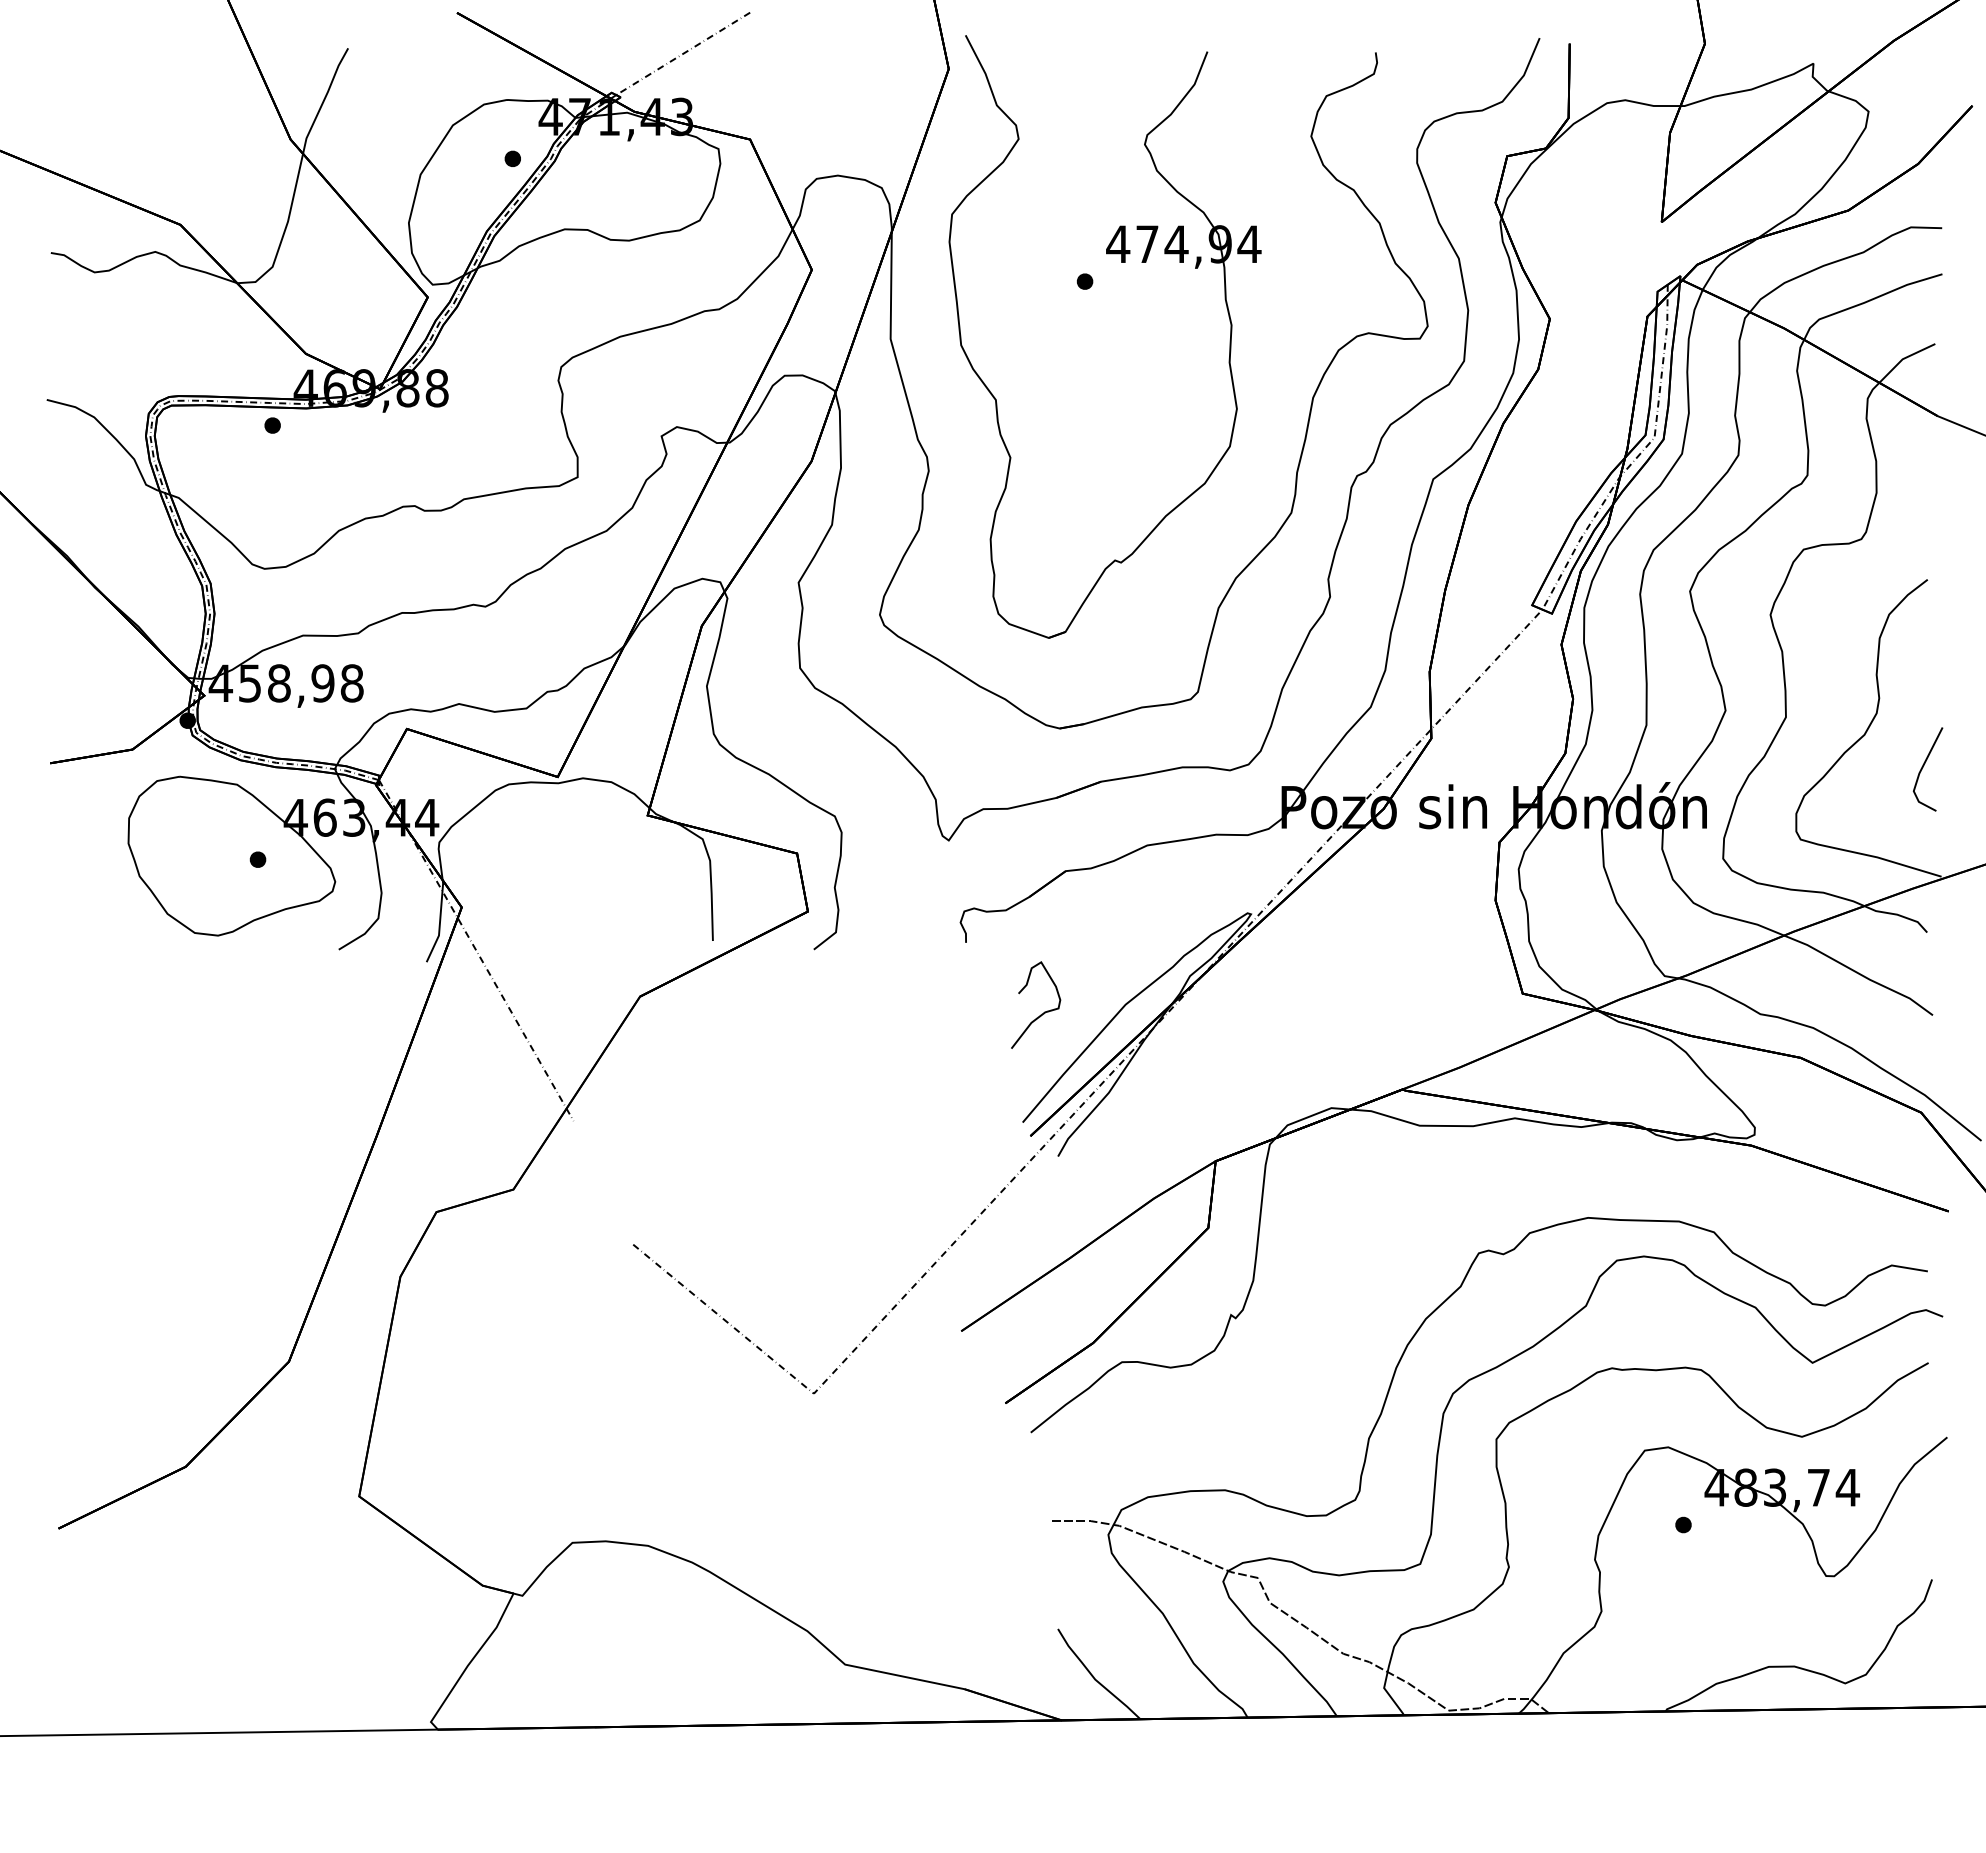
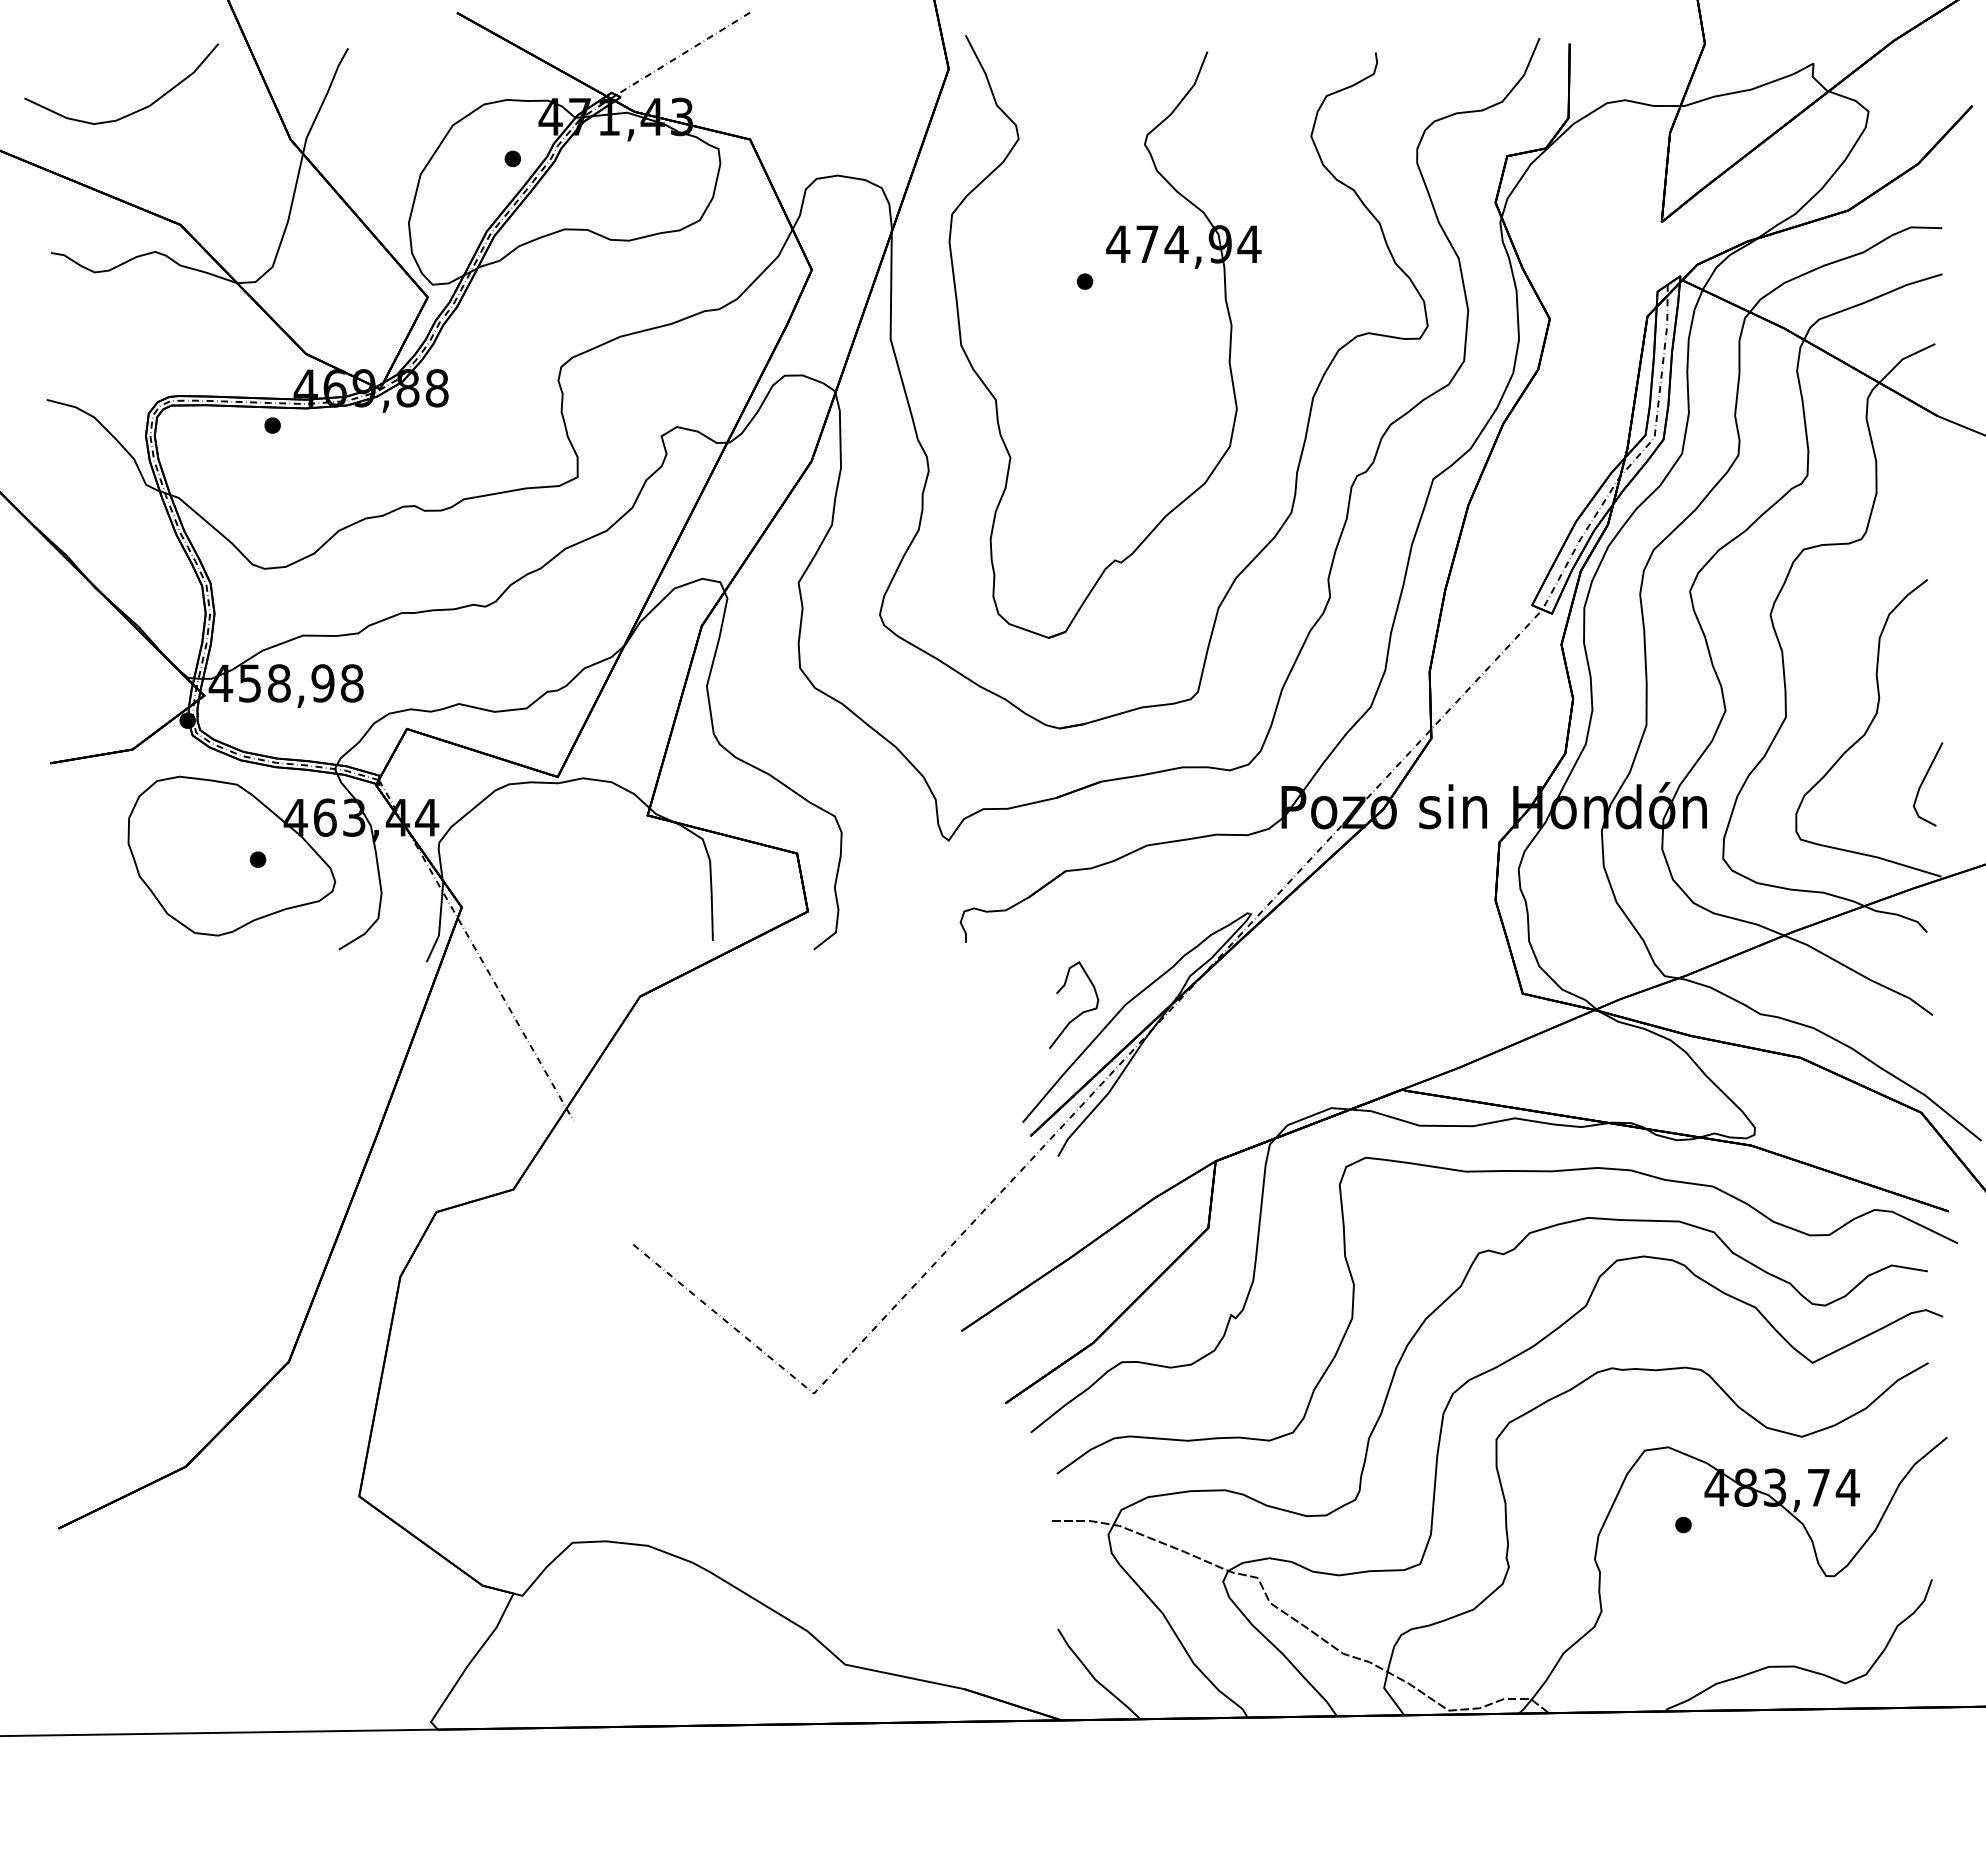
curve: none -> present (134, 111)
line position: (1923, 767) -> (1923, 782) (1923, 782)
curve position: (1044, 1011) -> (1082, 1011) (1082, 1011)
curve: none -> present (1493, 1172)
